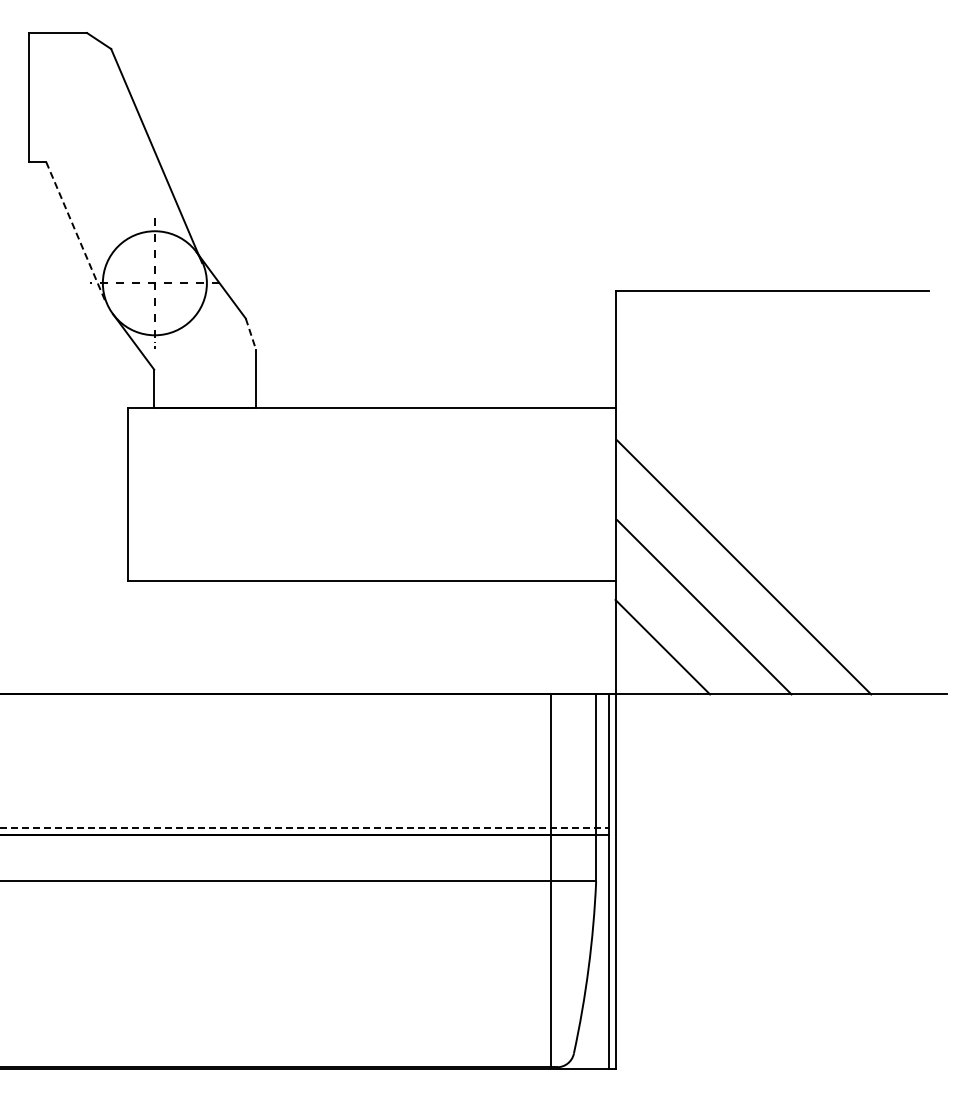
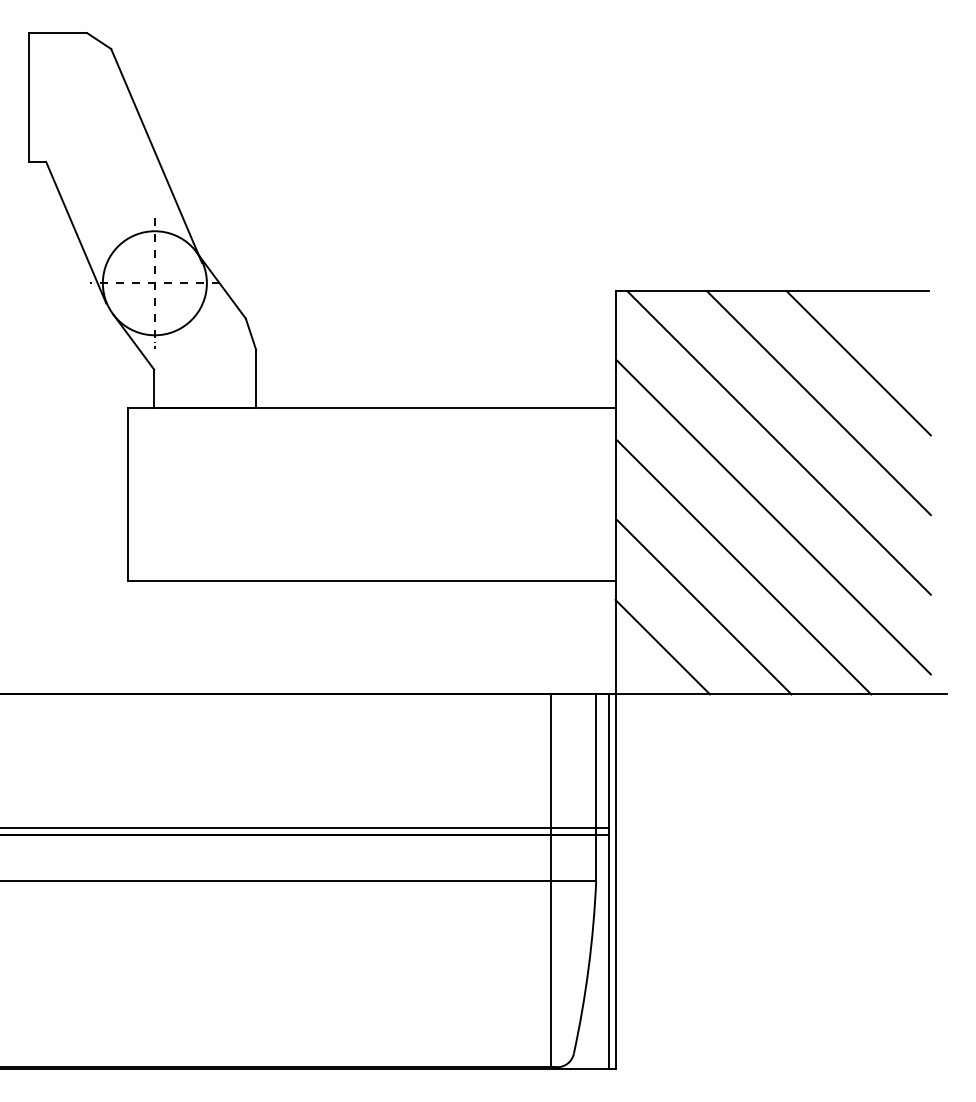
line: dashed -> solid (76, 232)
line: dashed -> solid (251, 334)
line: none -> present (858, 363)
line: none -> present (818, 403)
line: none -> present (778, 442)
line: none -> present (773, 517)
line: dashed -> solid (304, 827)
